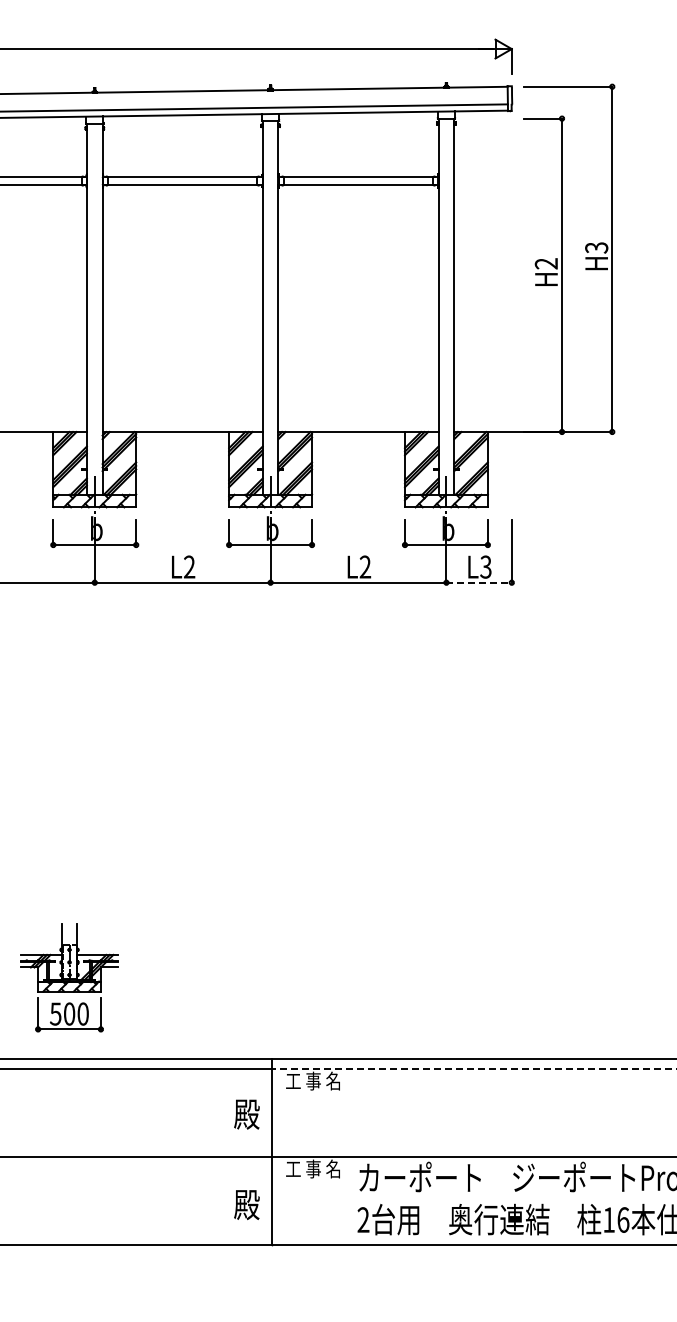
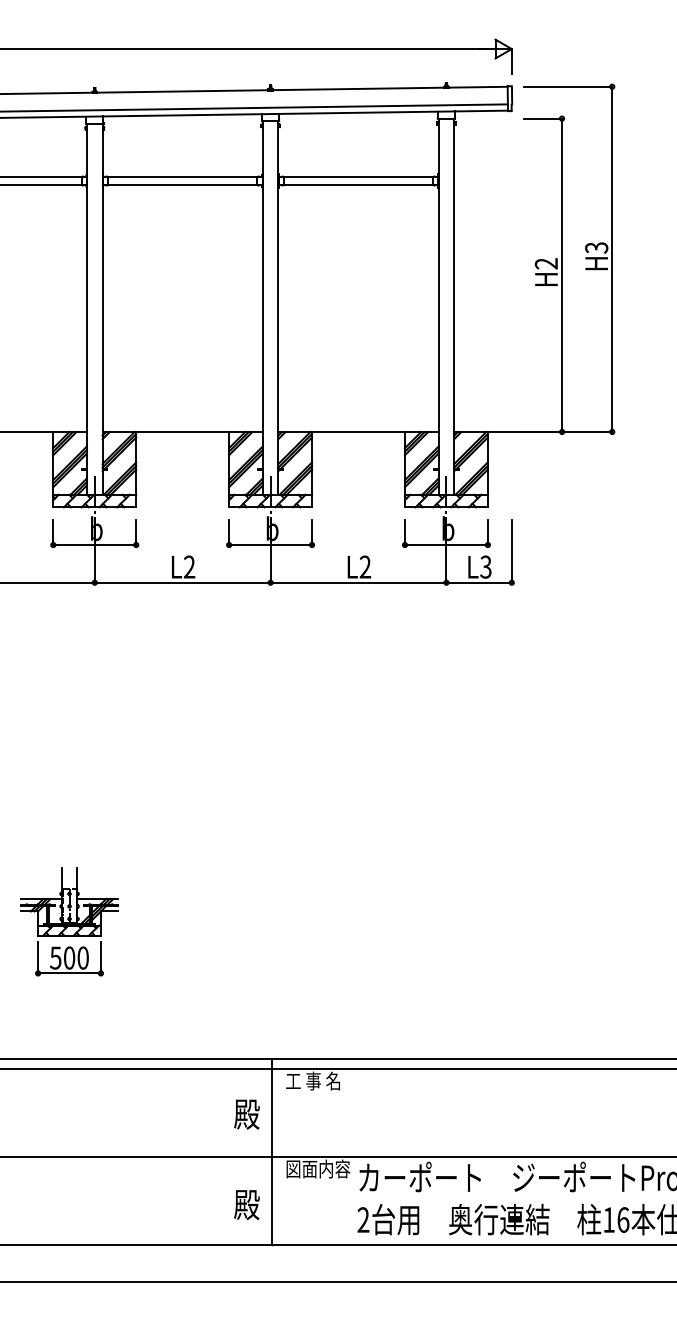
line: dashed -> solid (479, 582)
part position: (69, 977) -> (69, 921) (69, 921)
line: dashed -> solid (473, 1068)
text: 工 事 名 -> 図面内容 (318, 1168)
line: none -> present (337, 1282)
